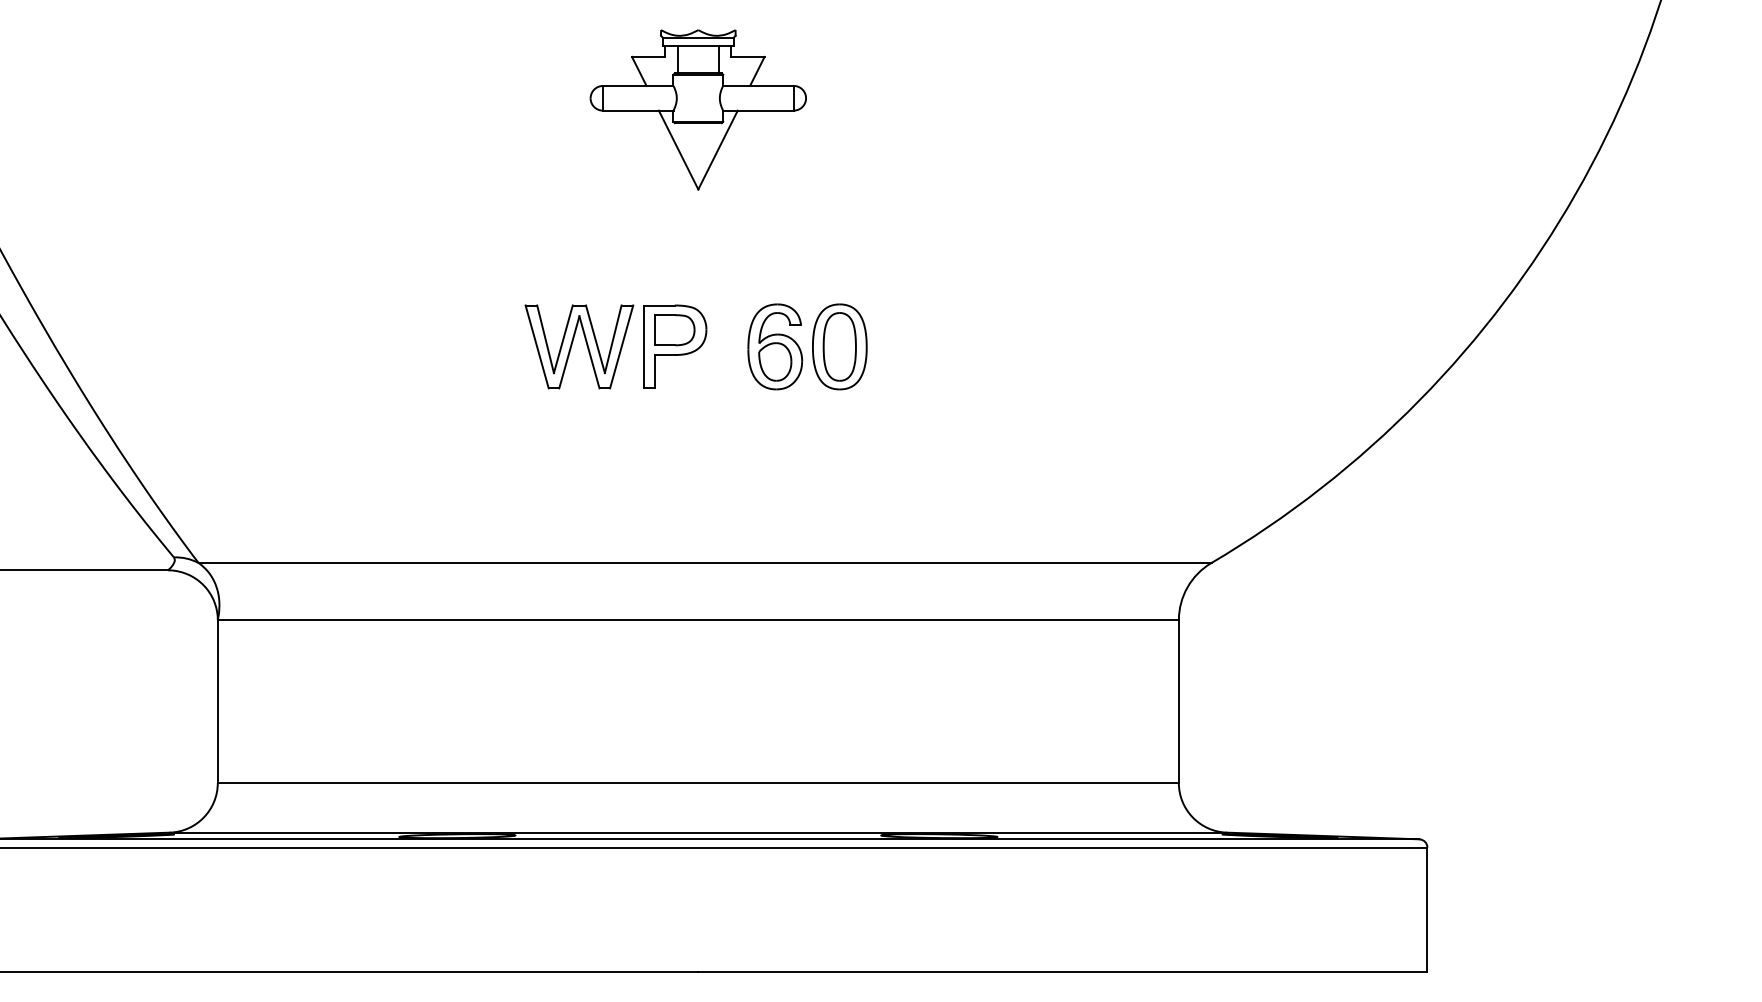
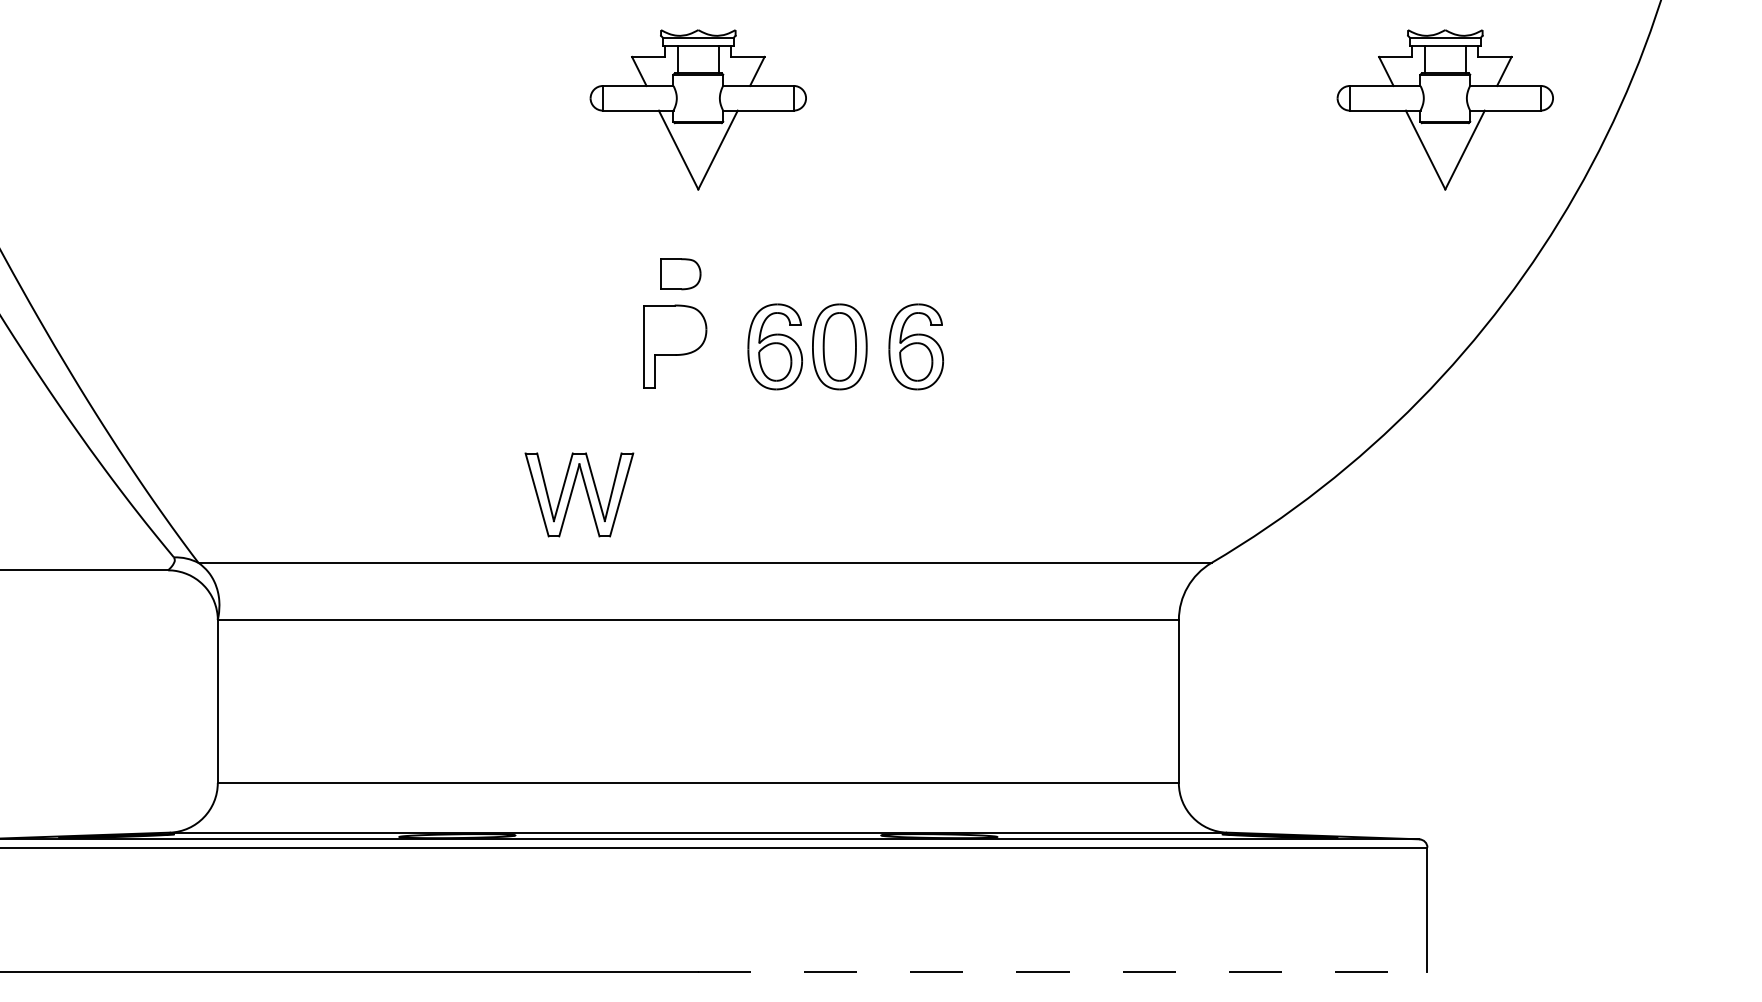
part: none -> present (1444, 109)
part position: (674, 330) -> (680, 274) (680, 274)
part position: (586, 346) -> (586, 494) (586, 494)
part: none -> present (915, 346)
line: solid -> dashed (1062, 971)
